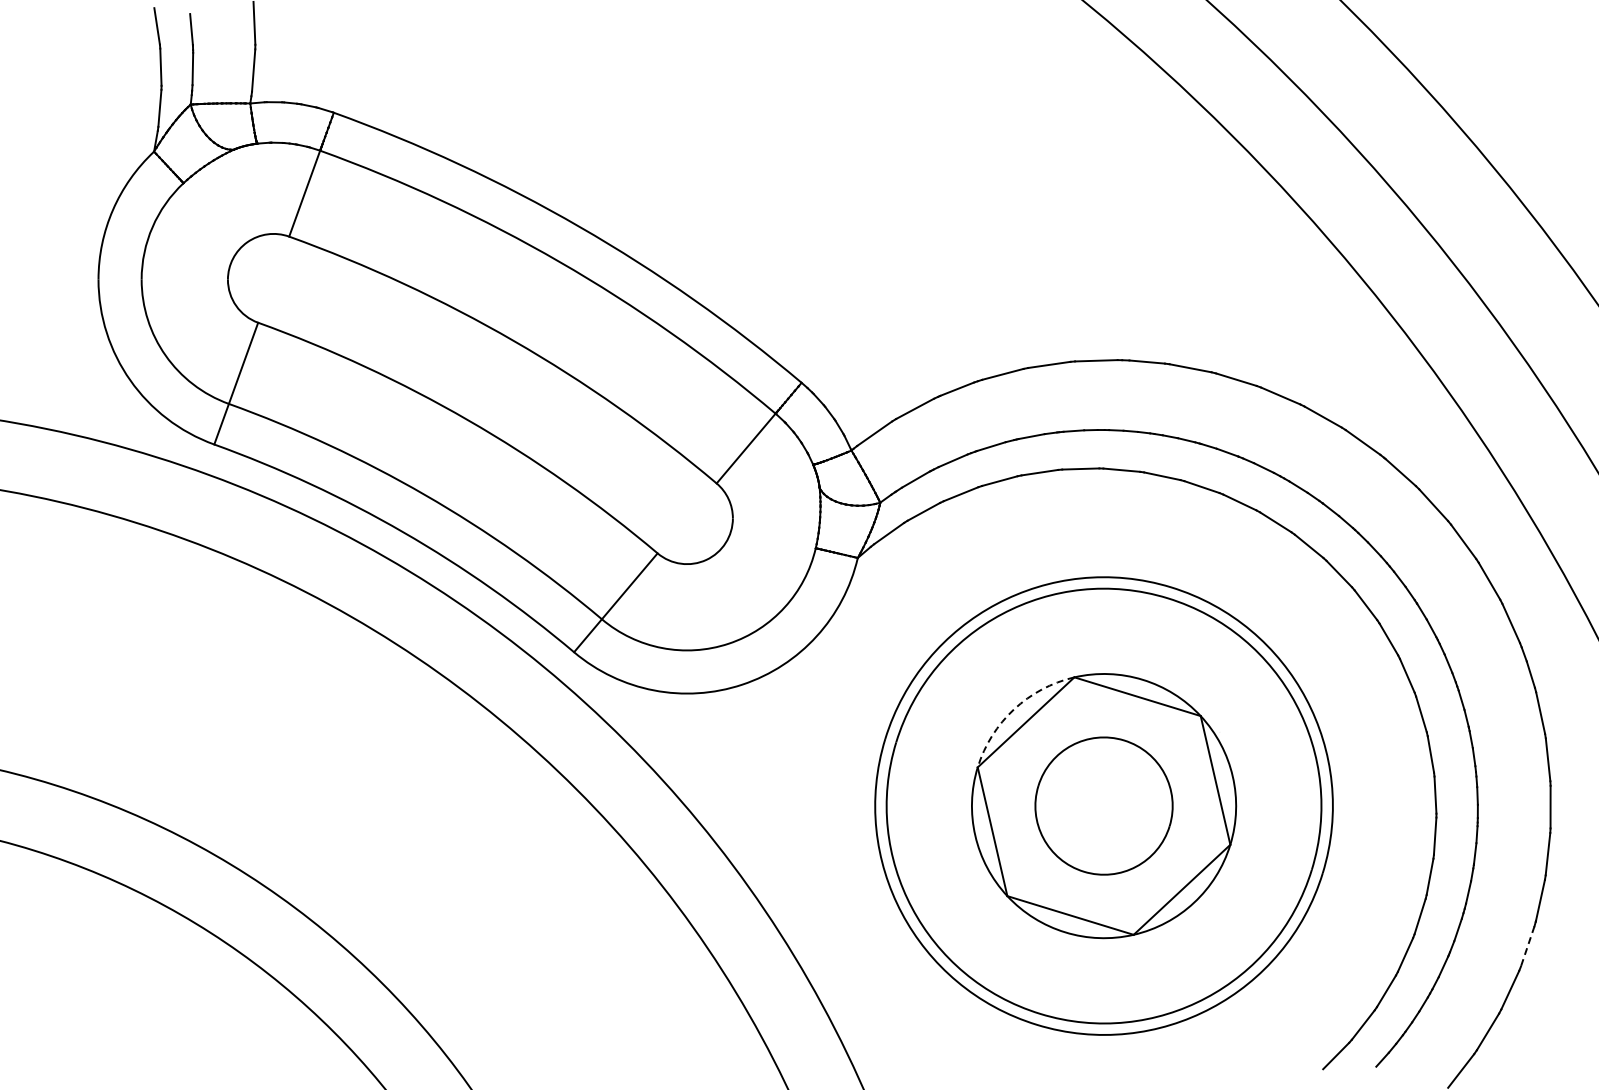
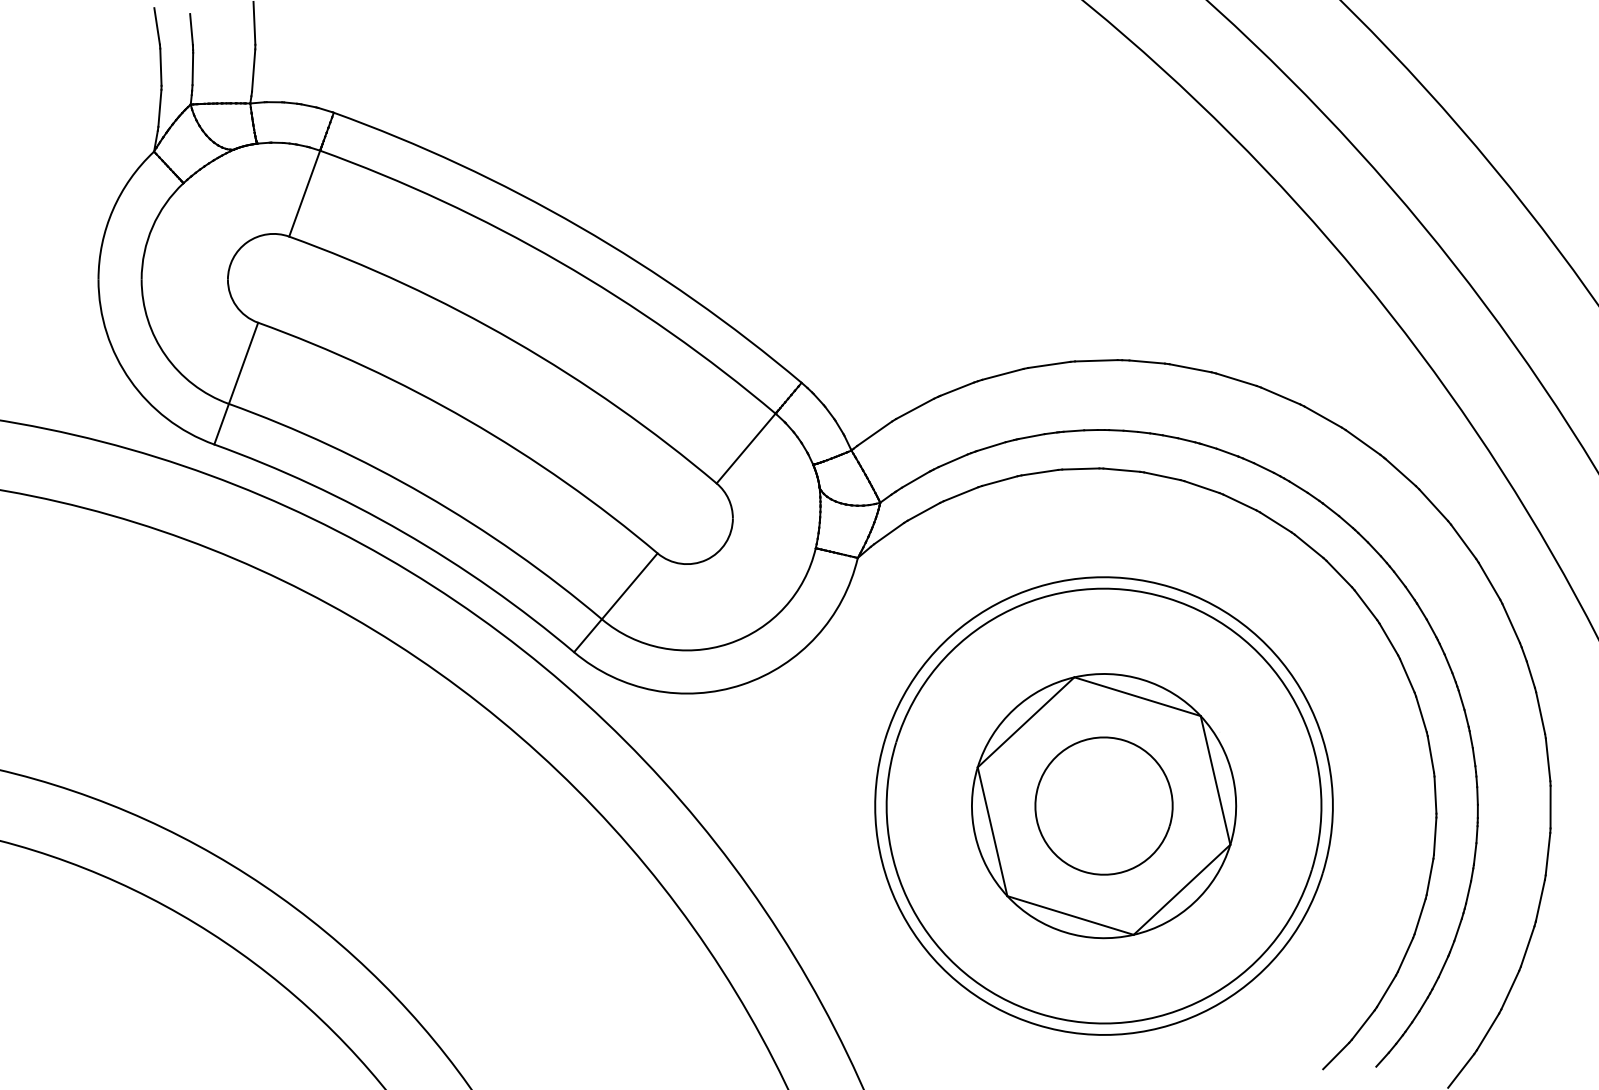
arc: dashed -> solid (1014, 709)
line: dashed -> solid (1527, 946)
